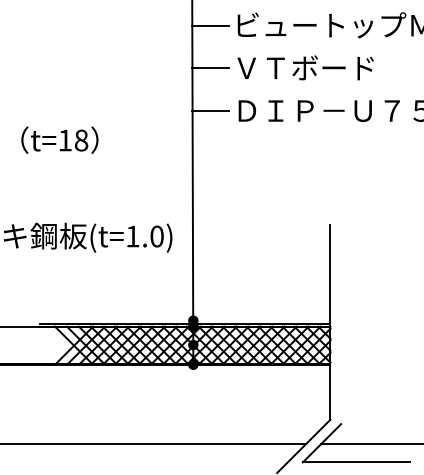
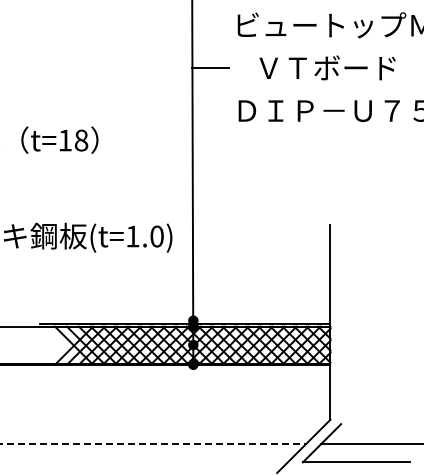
line: present -> none (210, 25)
text position: (305, 67) -> (327, 67) (327, 67)
line: present -> none (210, 111)
line: solid -> dashed (153, 443)
